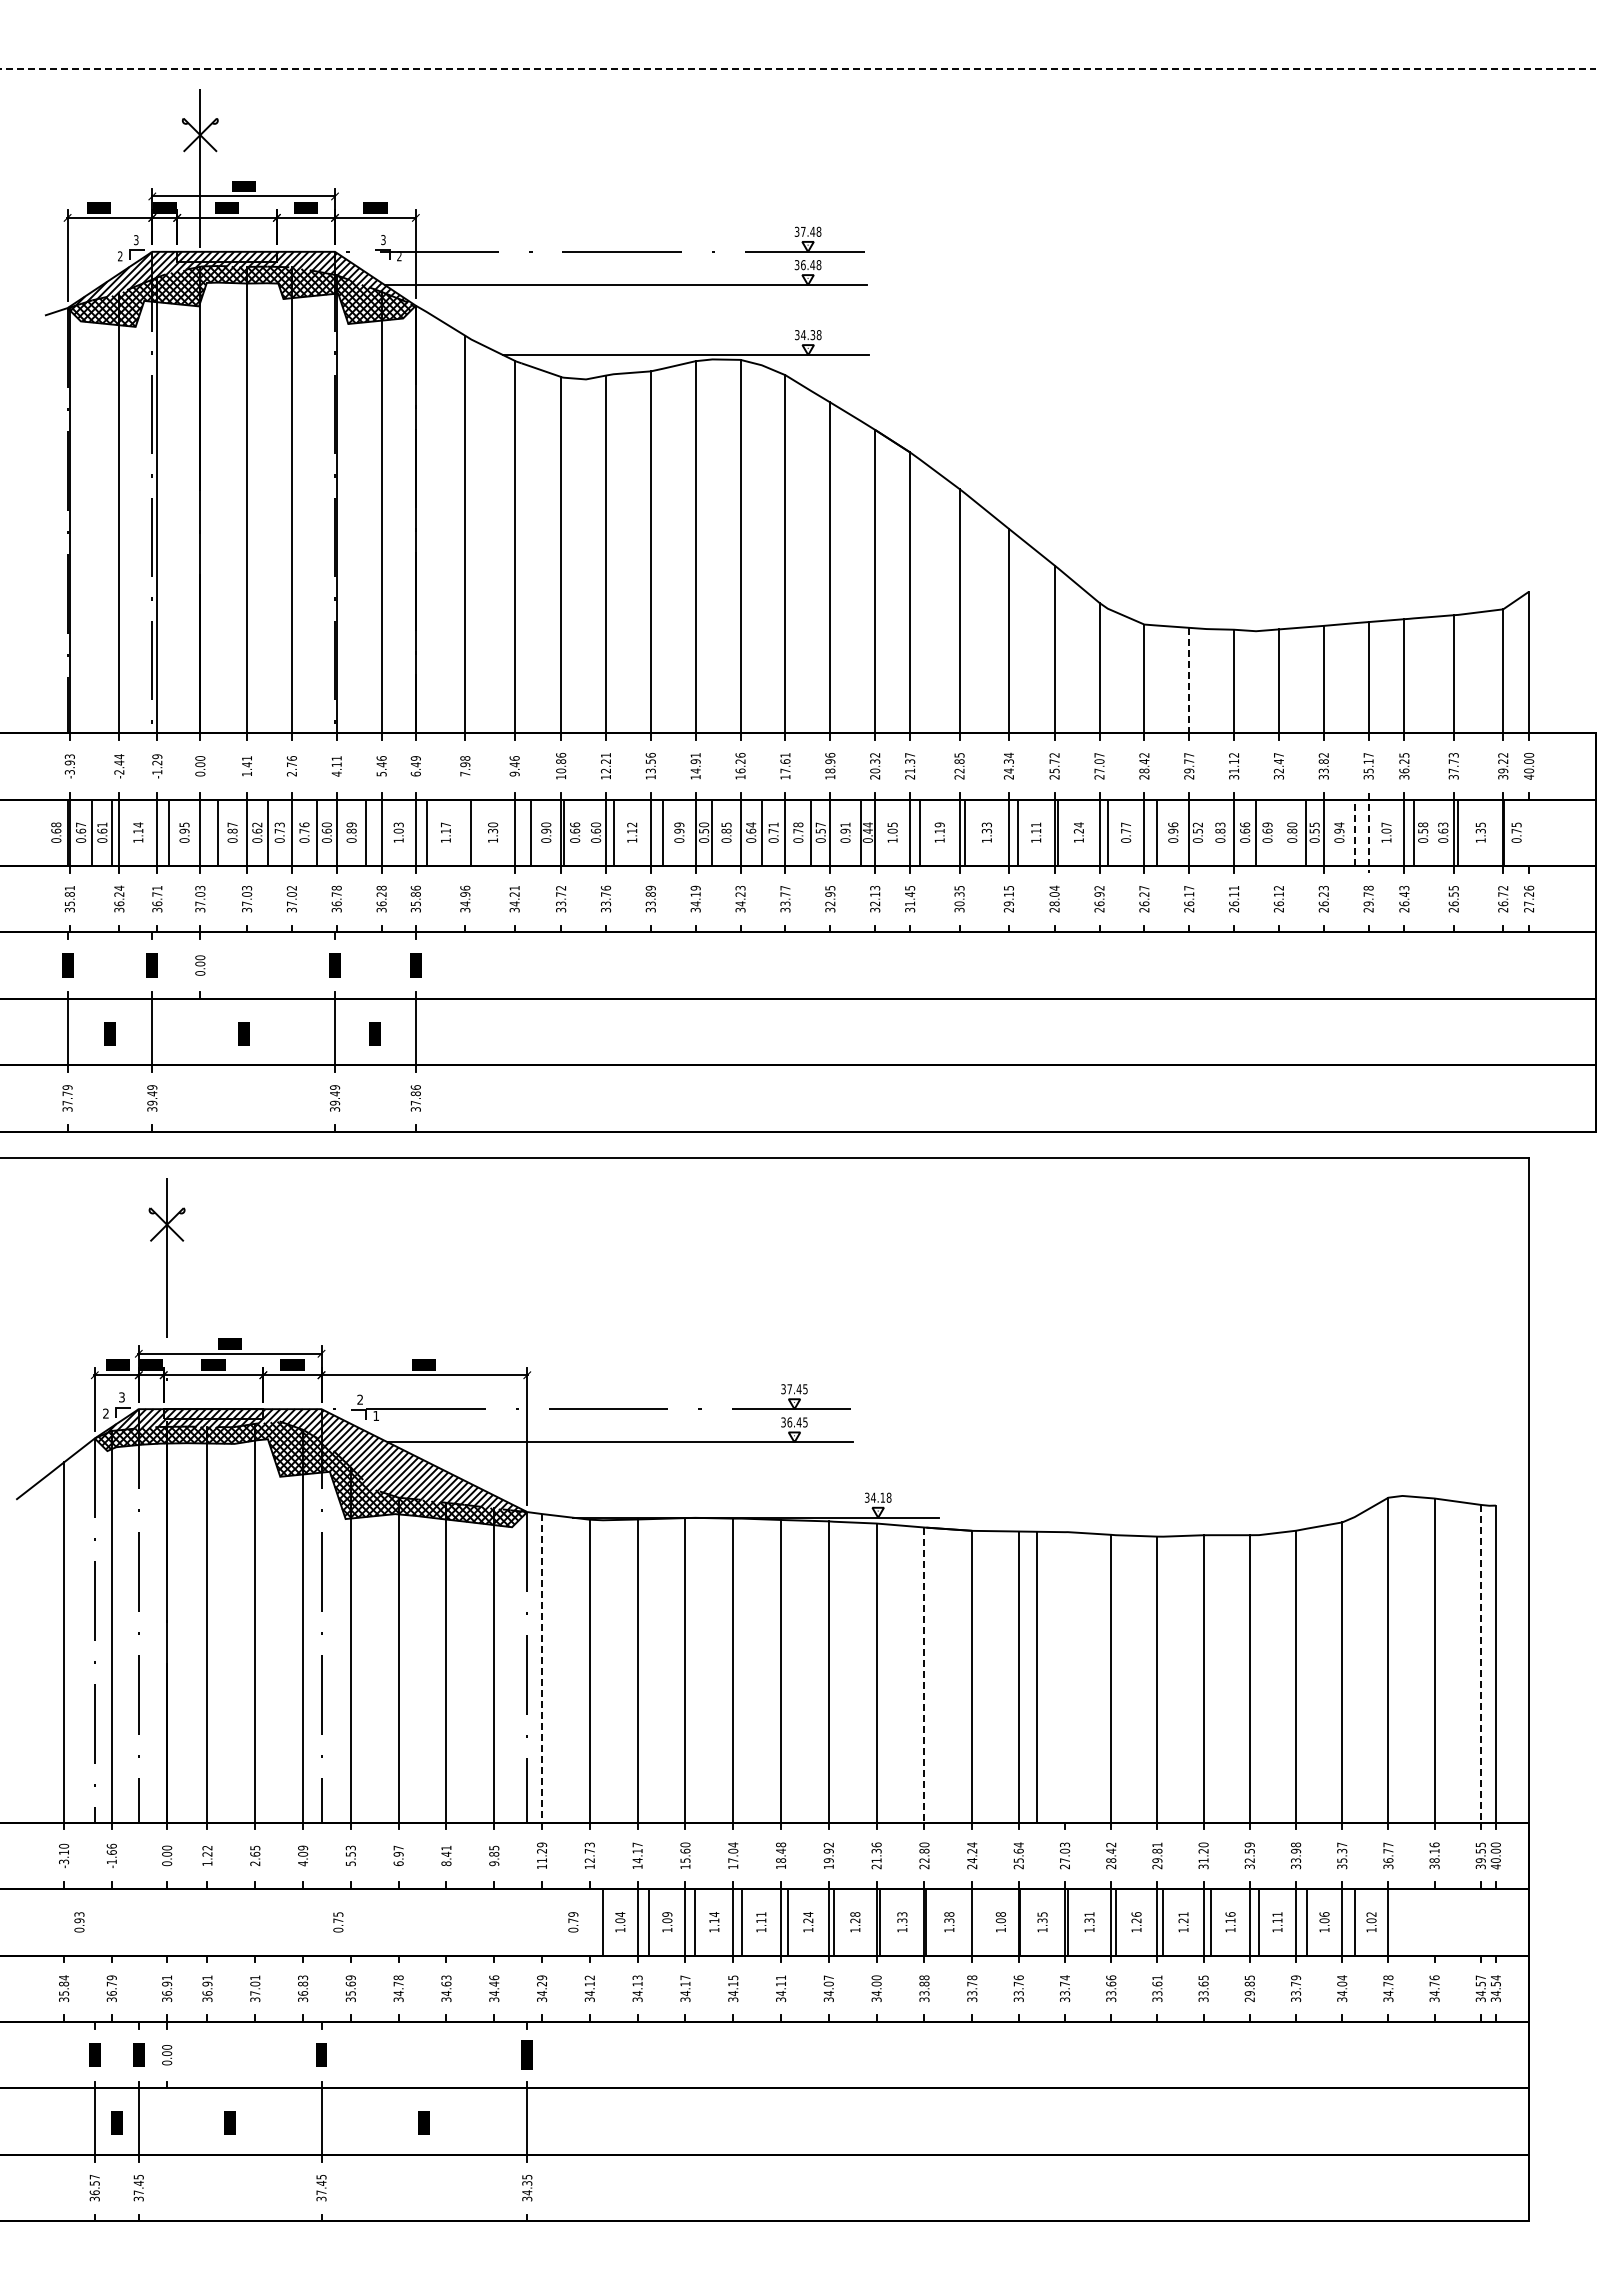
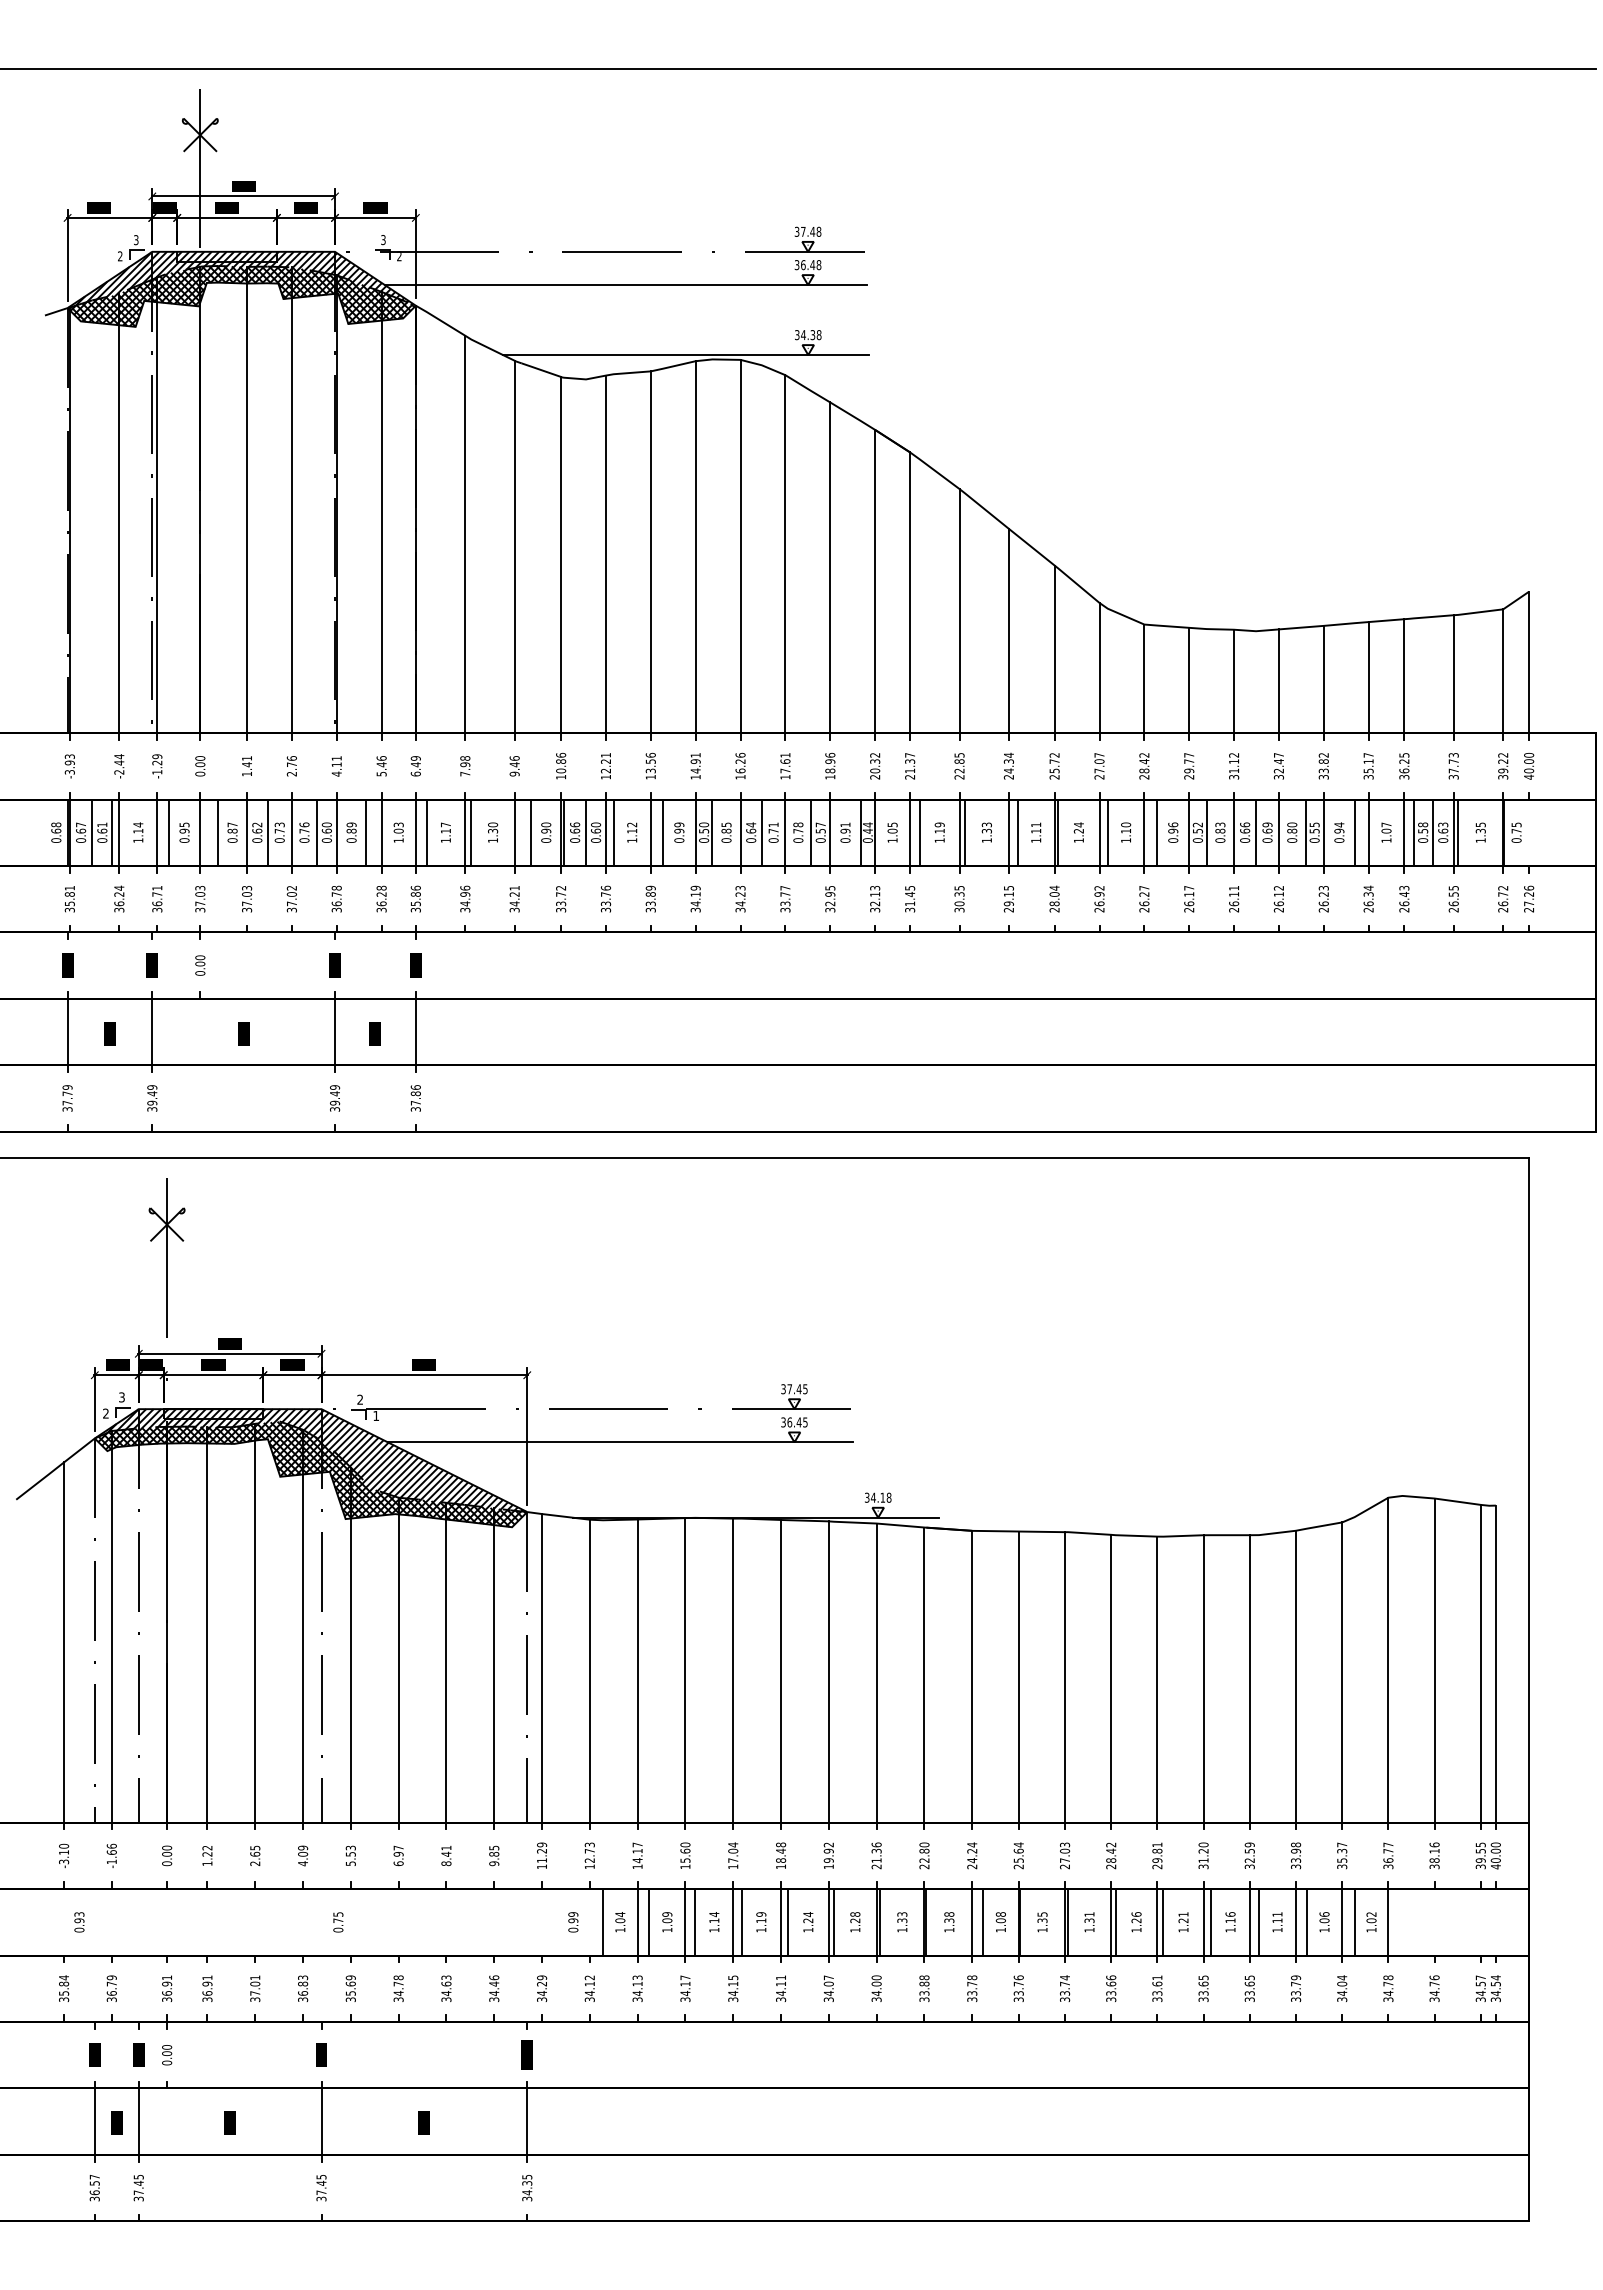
line: dashed -> solid (797, 68)
line: dashed -> solid (1189, 680)
line: none -> present (465, 832)
line: none -> present (586, 832)
text: 0.77 -> 1.10 (1126, 832)
line: none -> present (1206, 832)
line: none -> present (1278, 832)
line: dashed -> solid (1354, 832)
line: dashed -> solid (1368, 832)
line: none -> present (1432, 832)
text: 29.78 -> 26.34 (1368, 896)
line: dashed -> solid (1480, 1663)
line: dashed -> solid (542, 1668)
line: dashed -> solid (924, 1675)
line position: (1037, 1677) -> (1065, 1677) (1065, 1677)
text: 1.11 -> 1.19 (761, 1914)
text: 0.79 -> 0.99 (573, 1920)
line: none -> present (983, 1922)
text: 29.85 -> 33.65 (1249, 1991)
